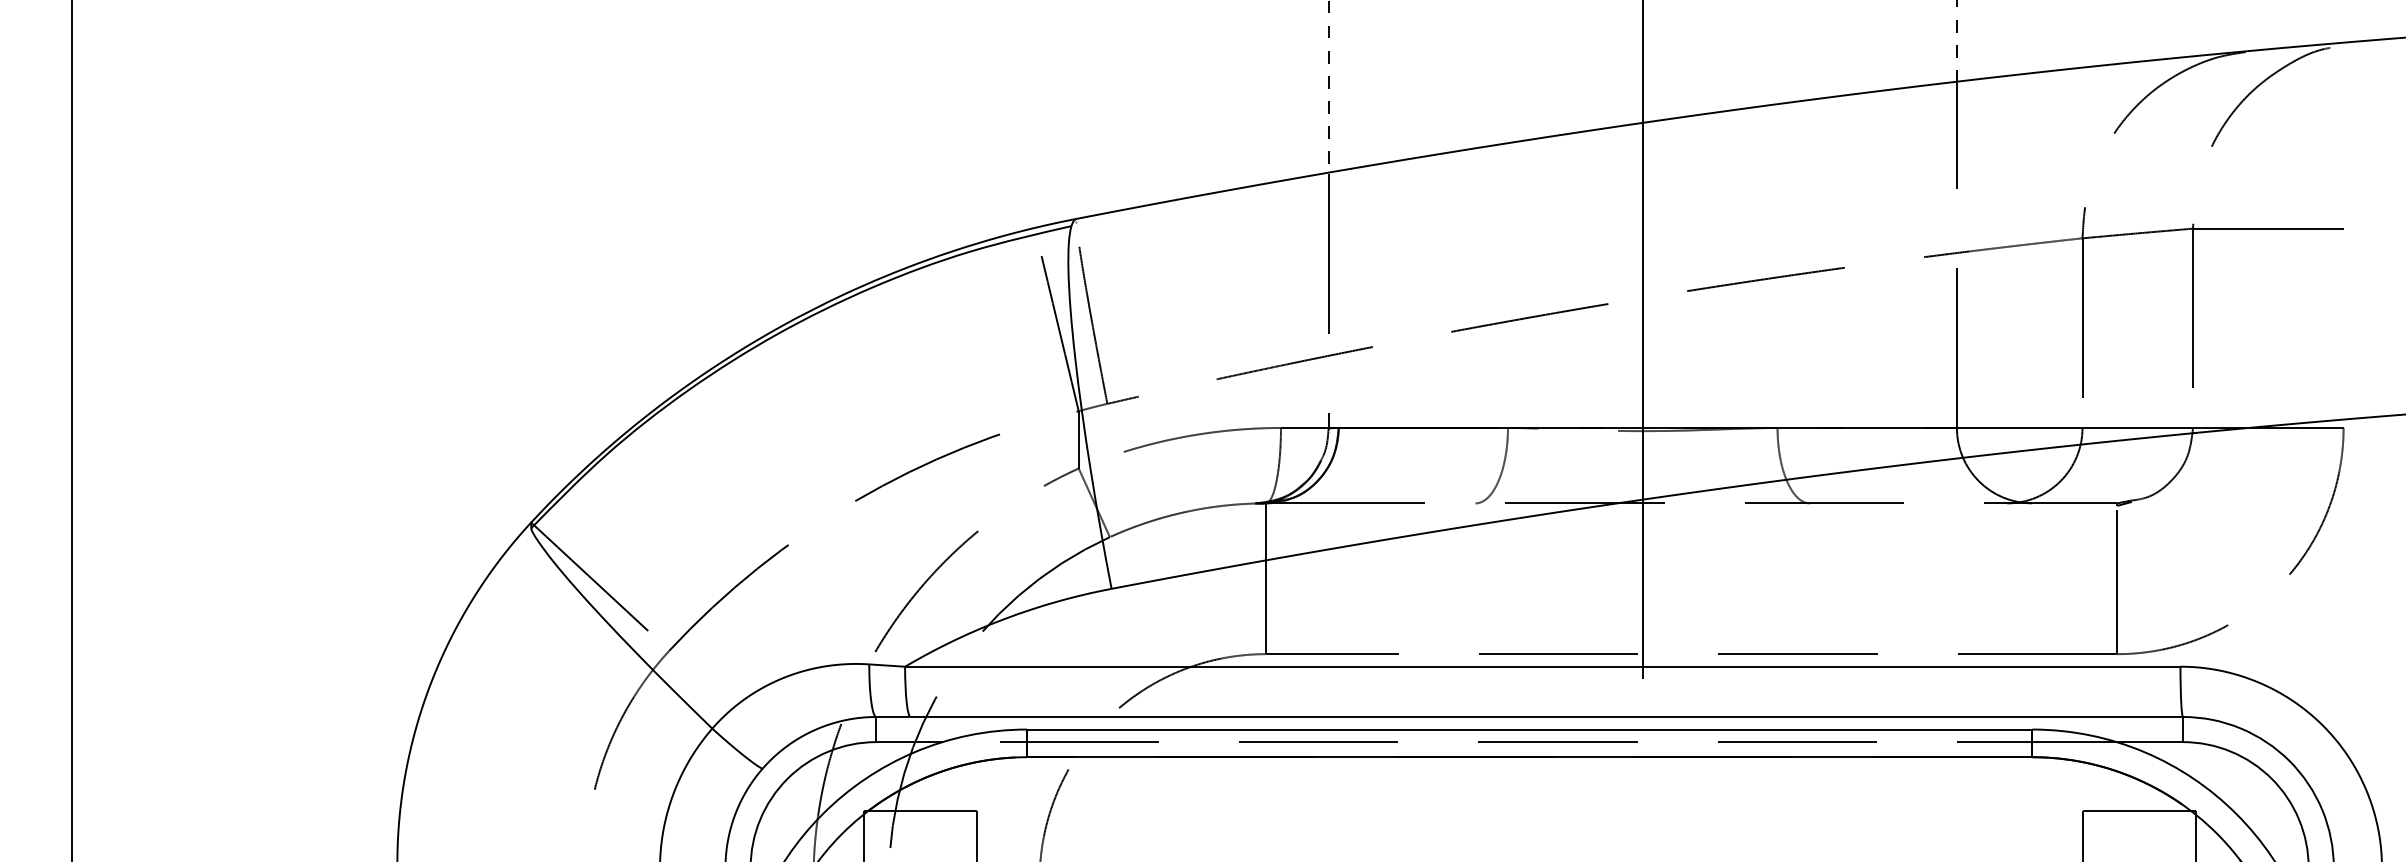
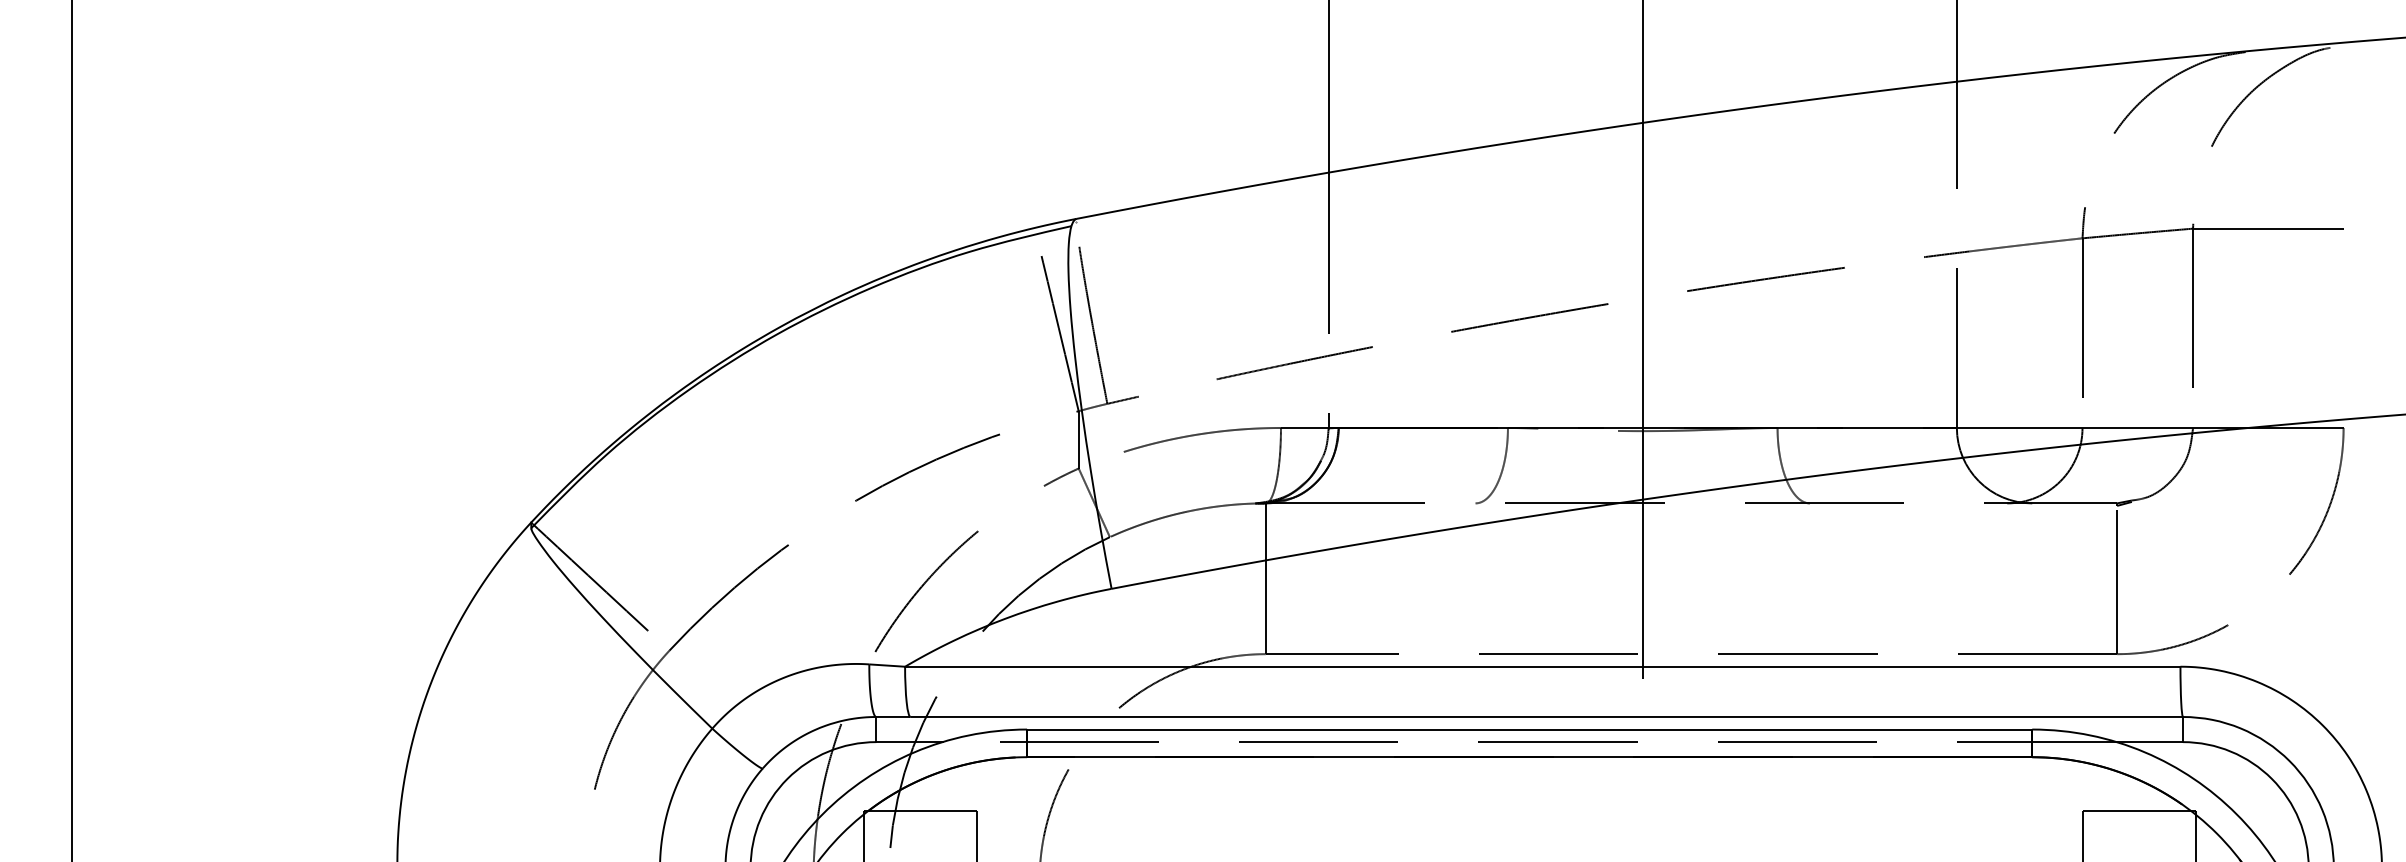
line: dashed -> solid (1956, 41)
line: dashed -> solid (1328, 87)
